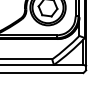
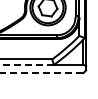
line: solid -> dashed (26, 64)
line: solid -> dashed (41, 73)
